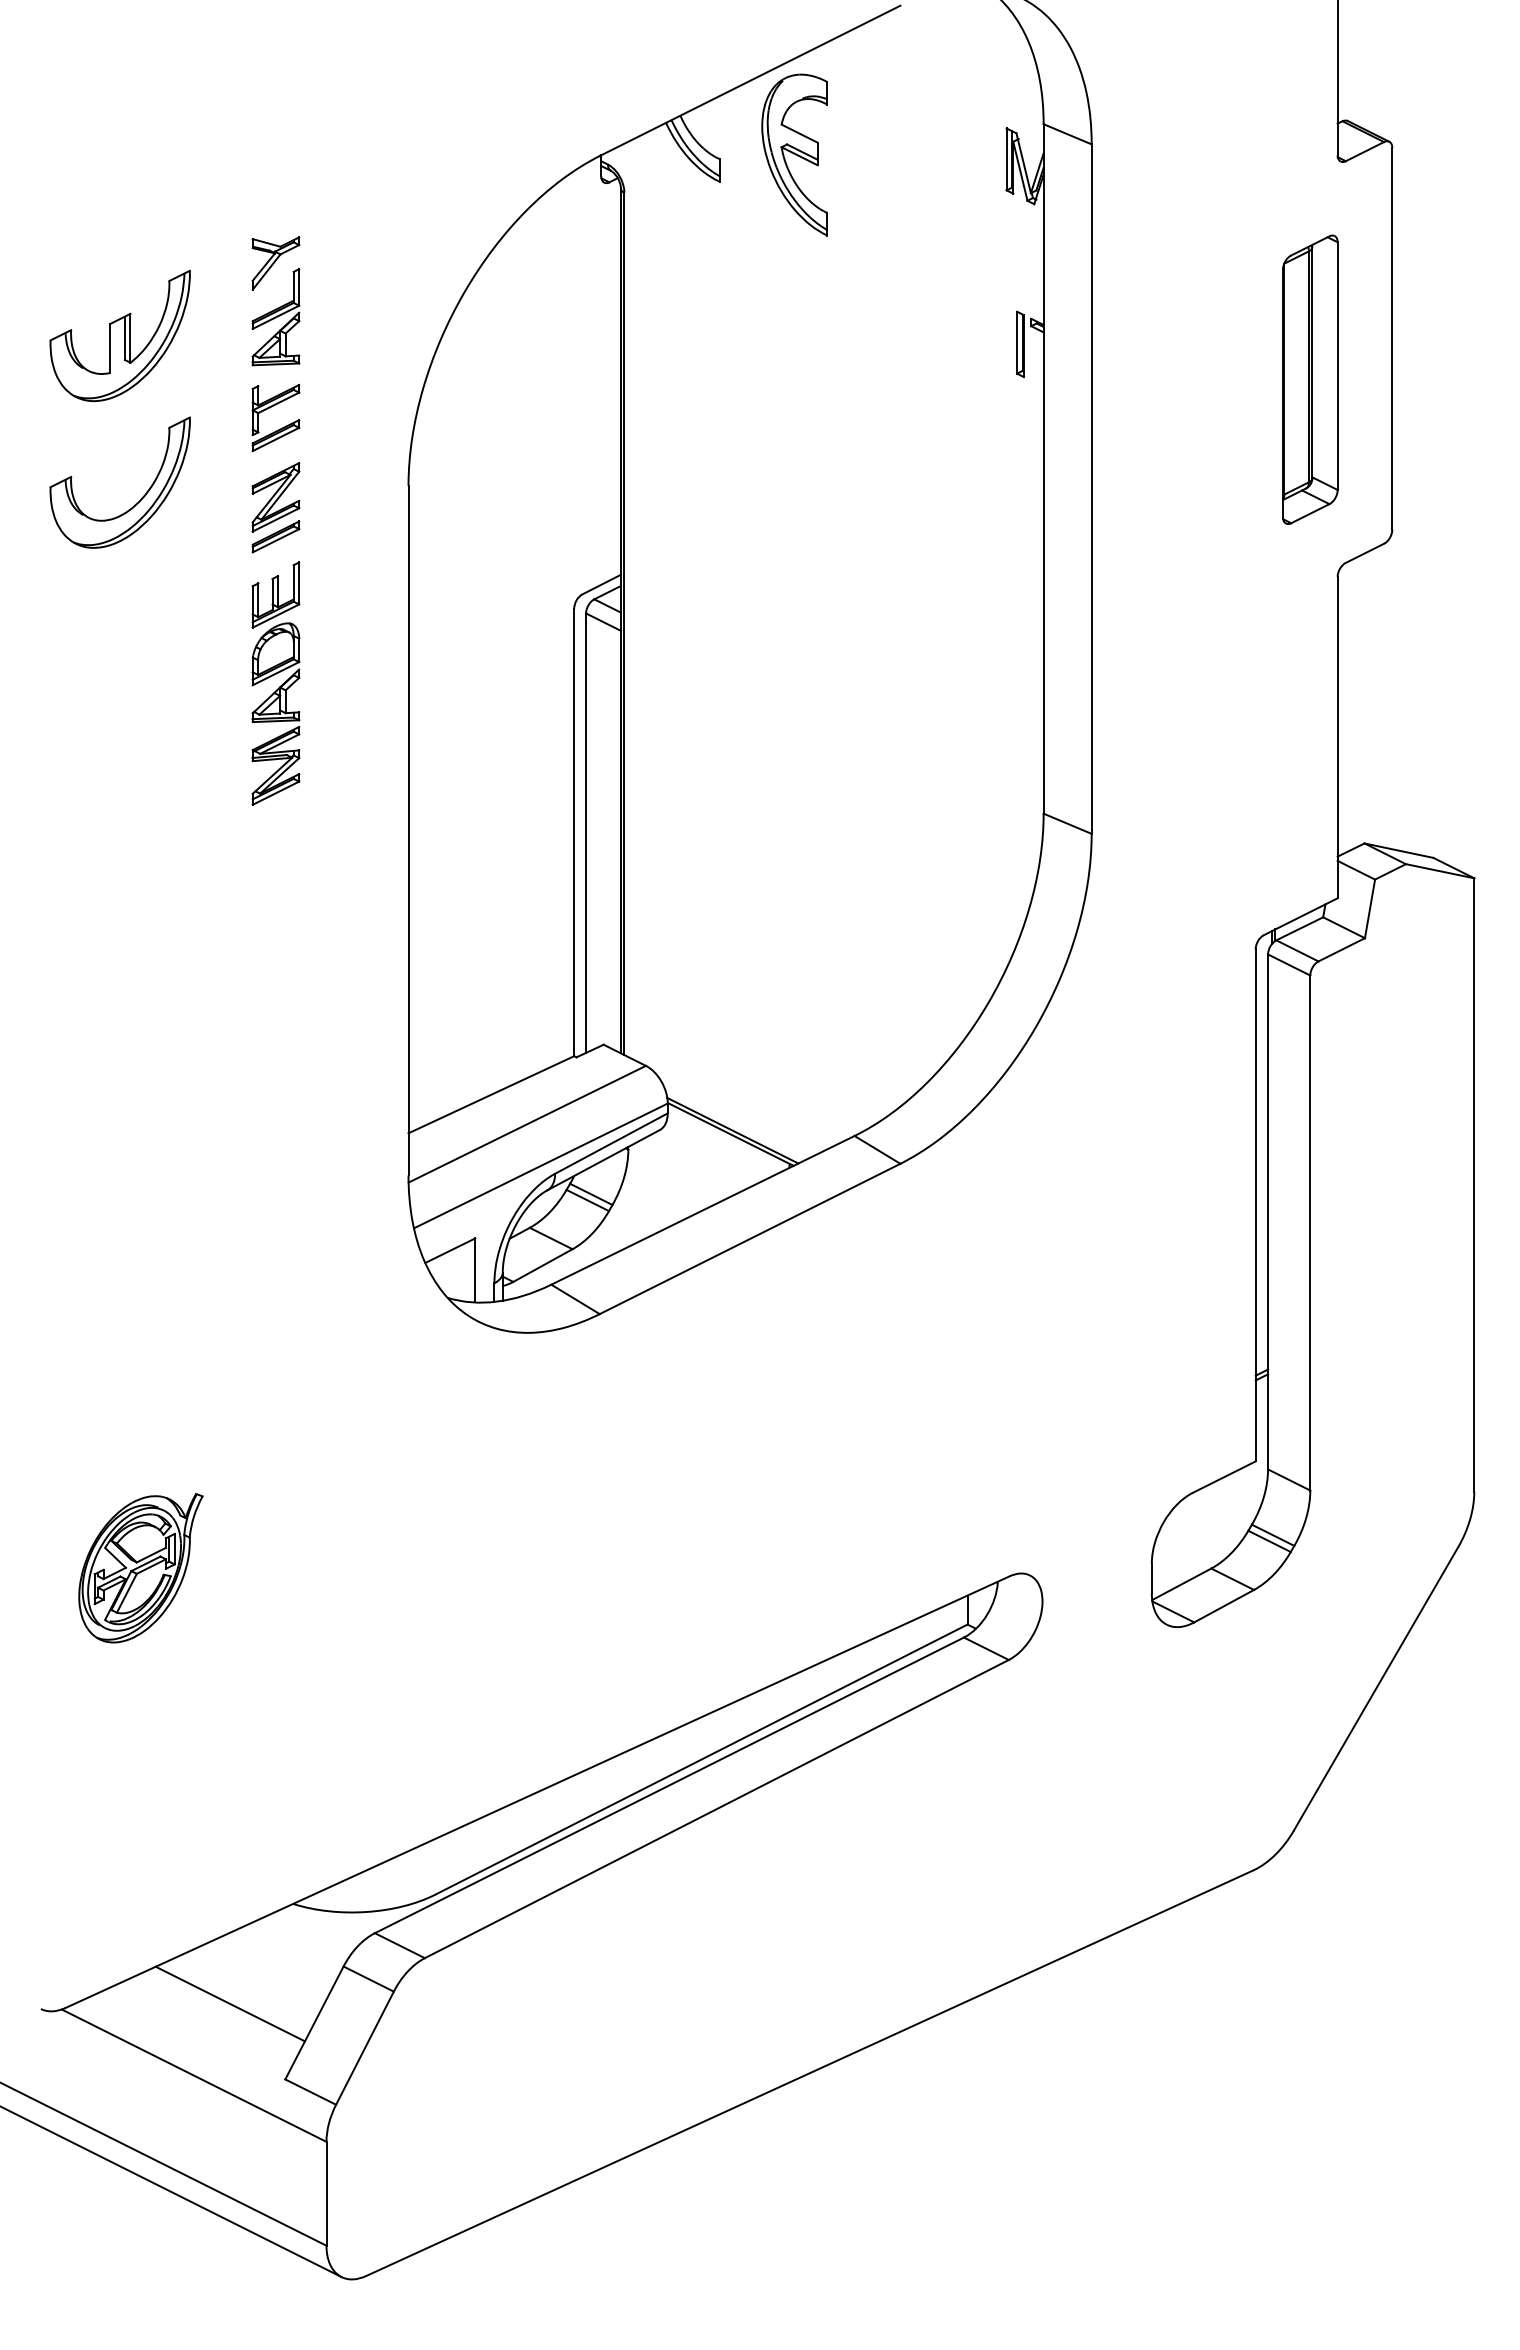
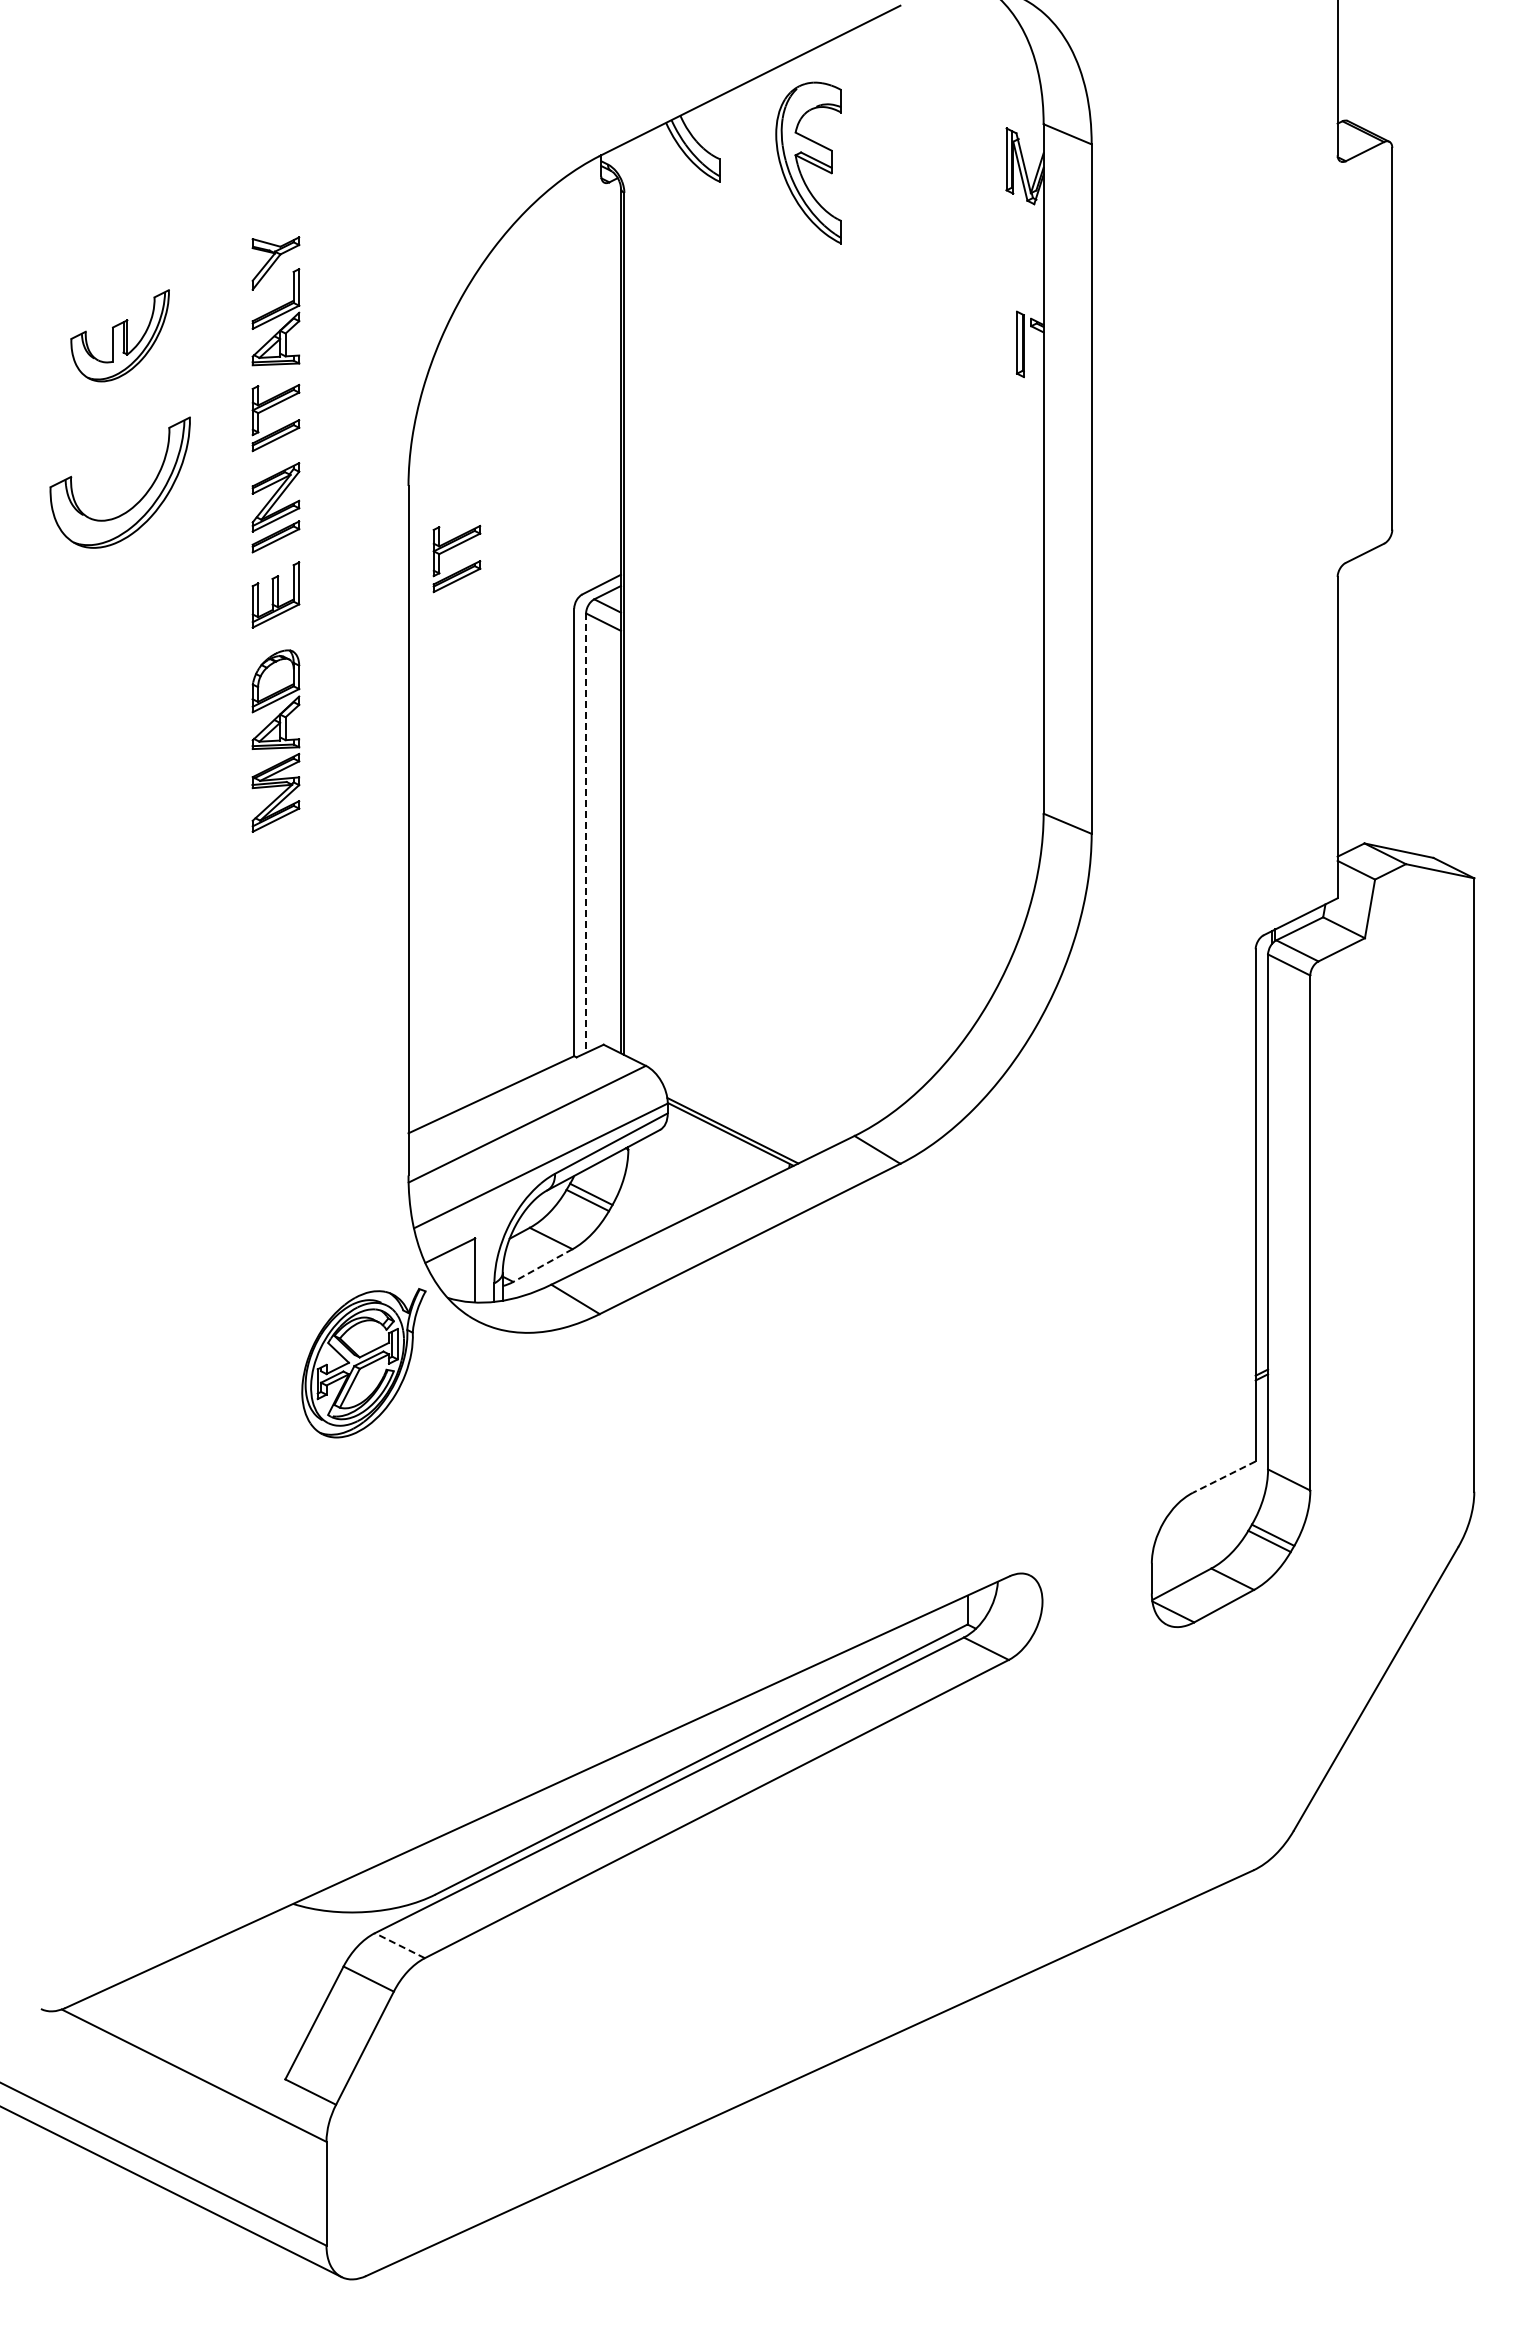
part position: (794, 154) -> (808, 162) (808, 162)
part size: 142x133 px -> 100x94 px (119, 335)
part: present -> none (1310, 379)
part: none -> present (452, 548)
part position: (275, 713) -> (275, 740) (275, 740)
line: solid -> dashed (586, 833)
line: solid -> dashed (542, 1265)
line: solid -> dashed (1223, 1477)
part position: (140, 1568) -> (363, 1363) (363, 1363)
line: solid -> dashed (399, 1945)
line: present -> none (229, 2003)
